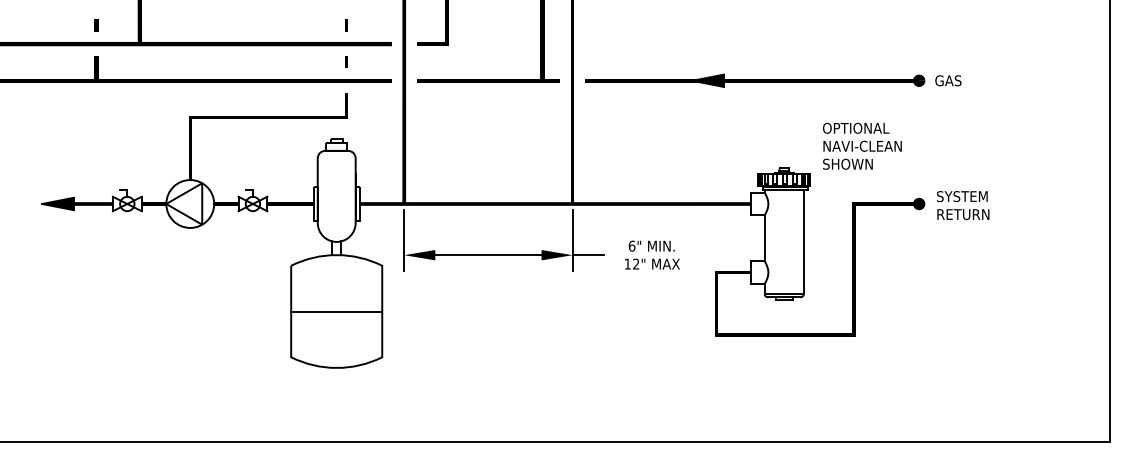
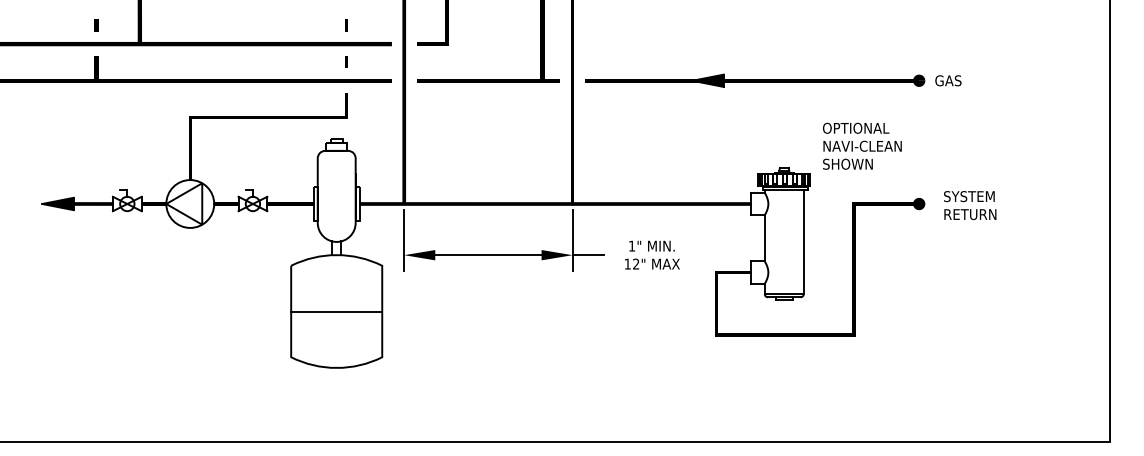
text position: (963, 205) -> (970, 205) (970, 205)
text: 6" -> 1" (631, 245)
